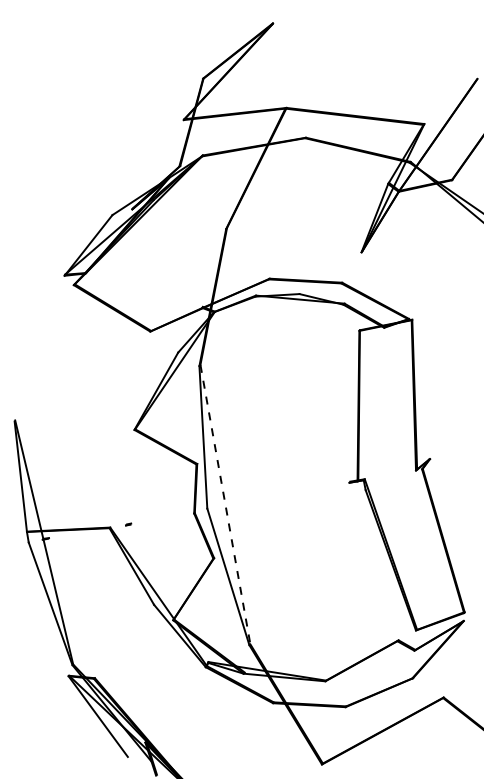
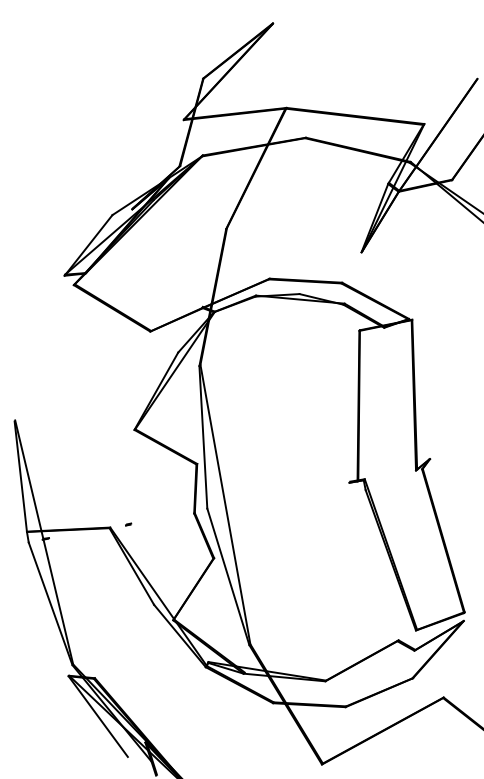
line: dashed -> solid (225, 504)
